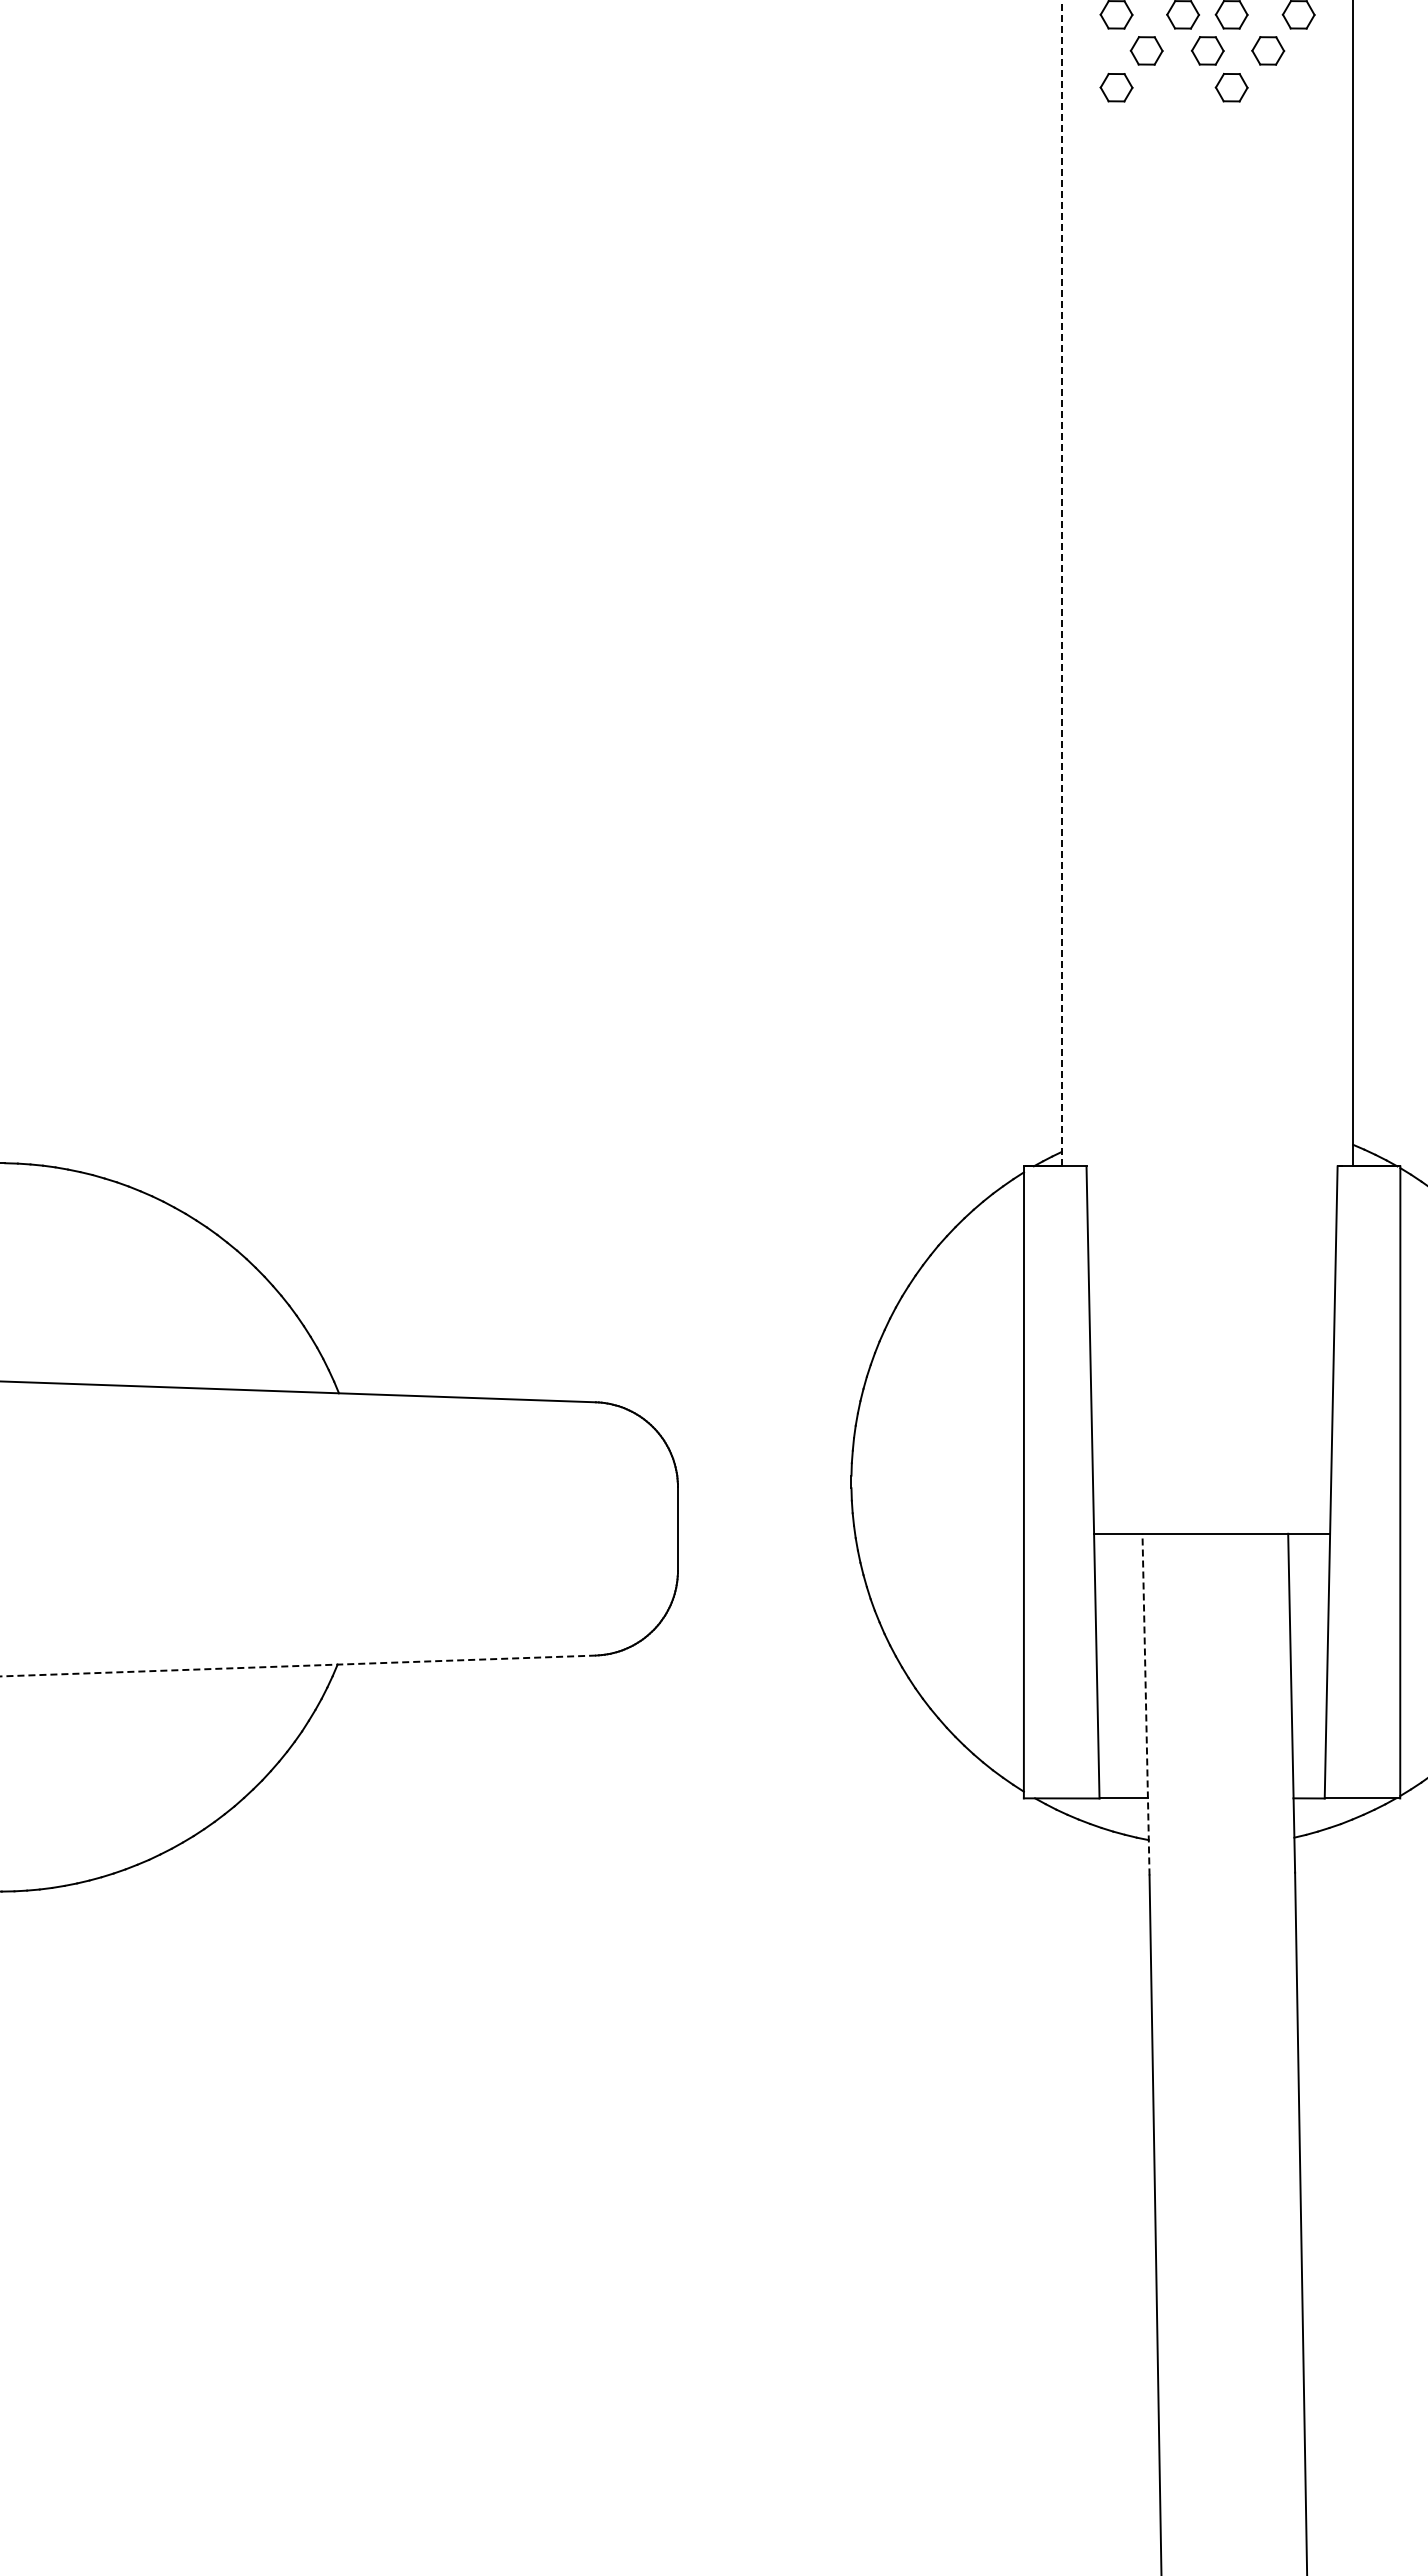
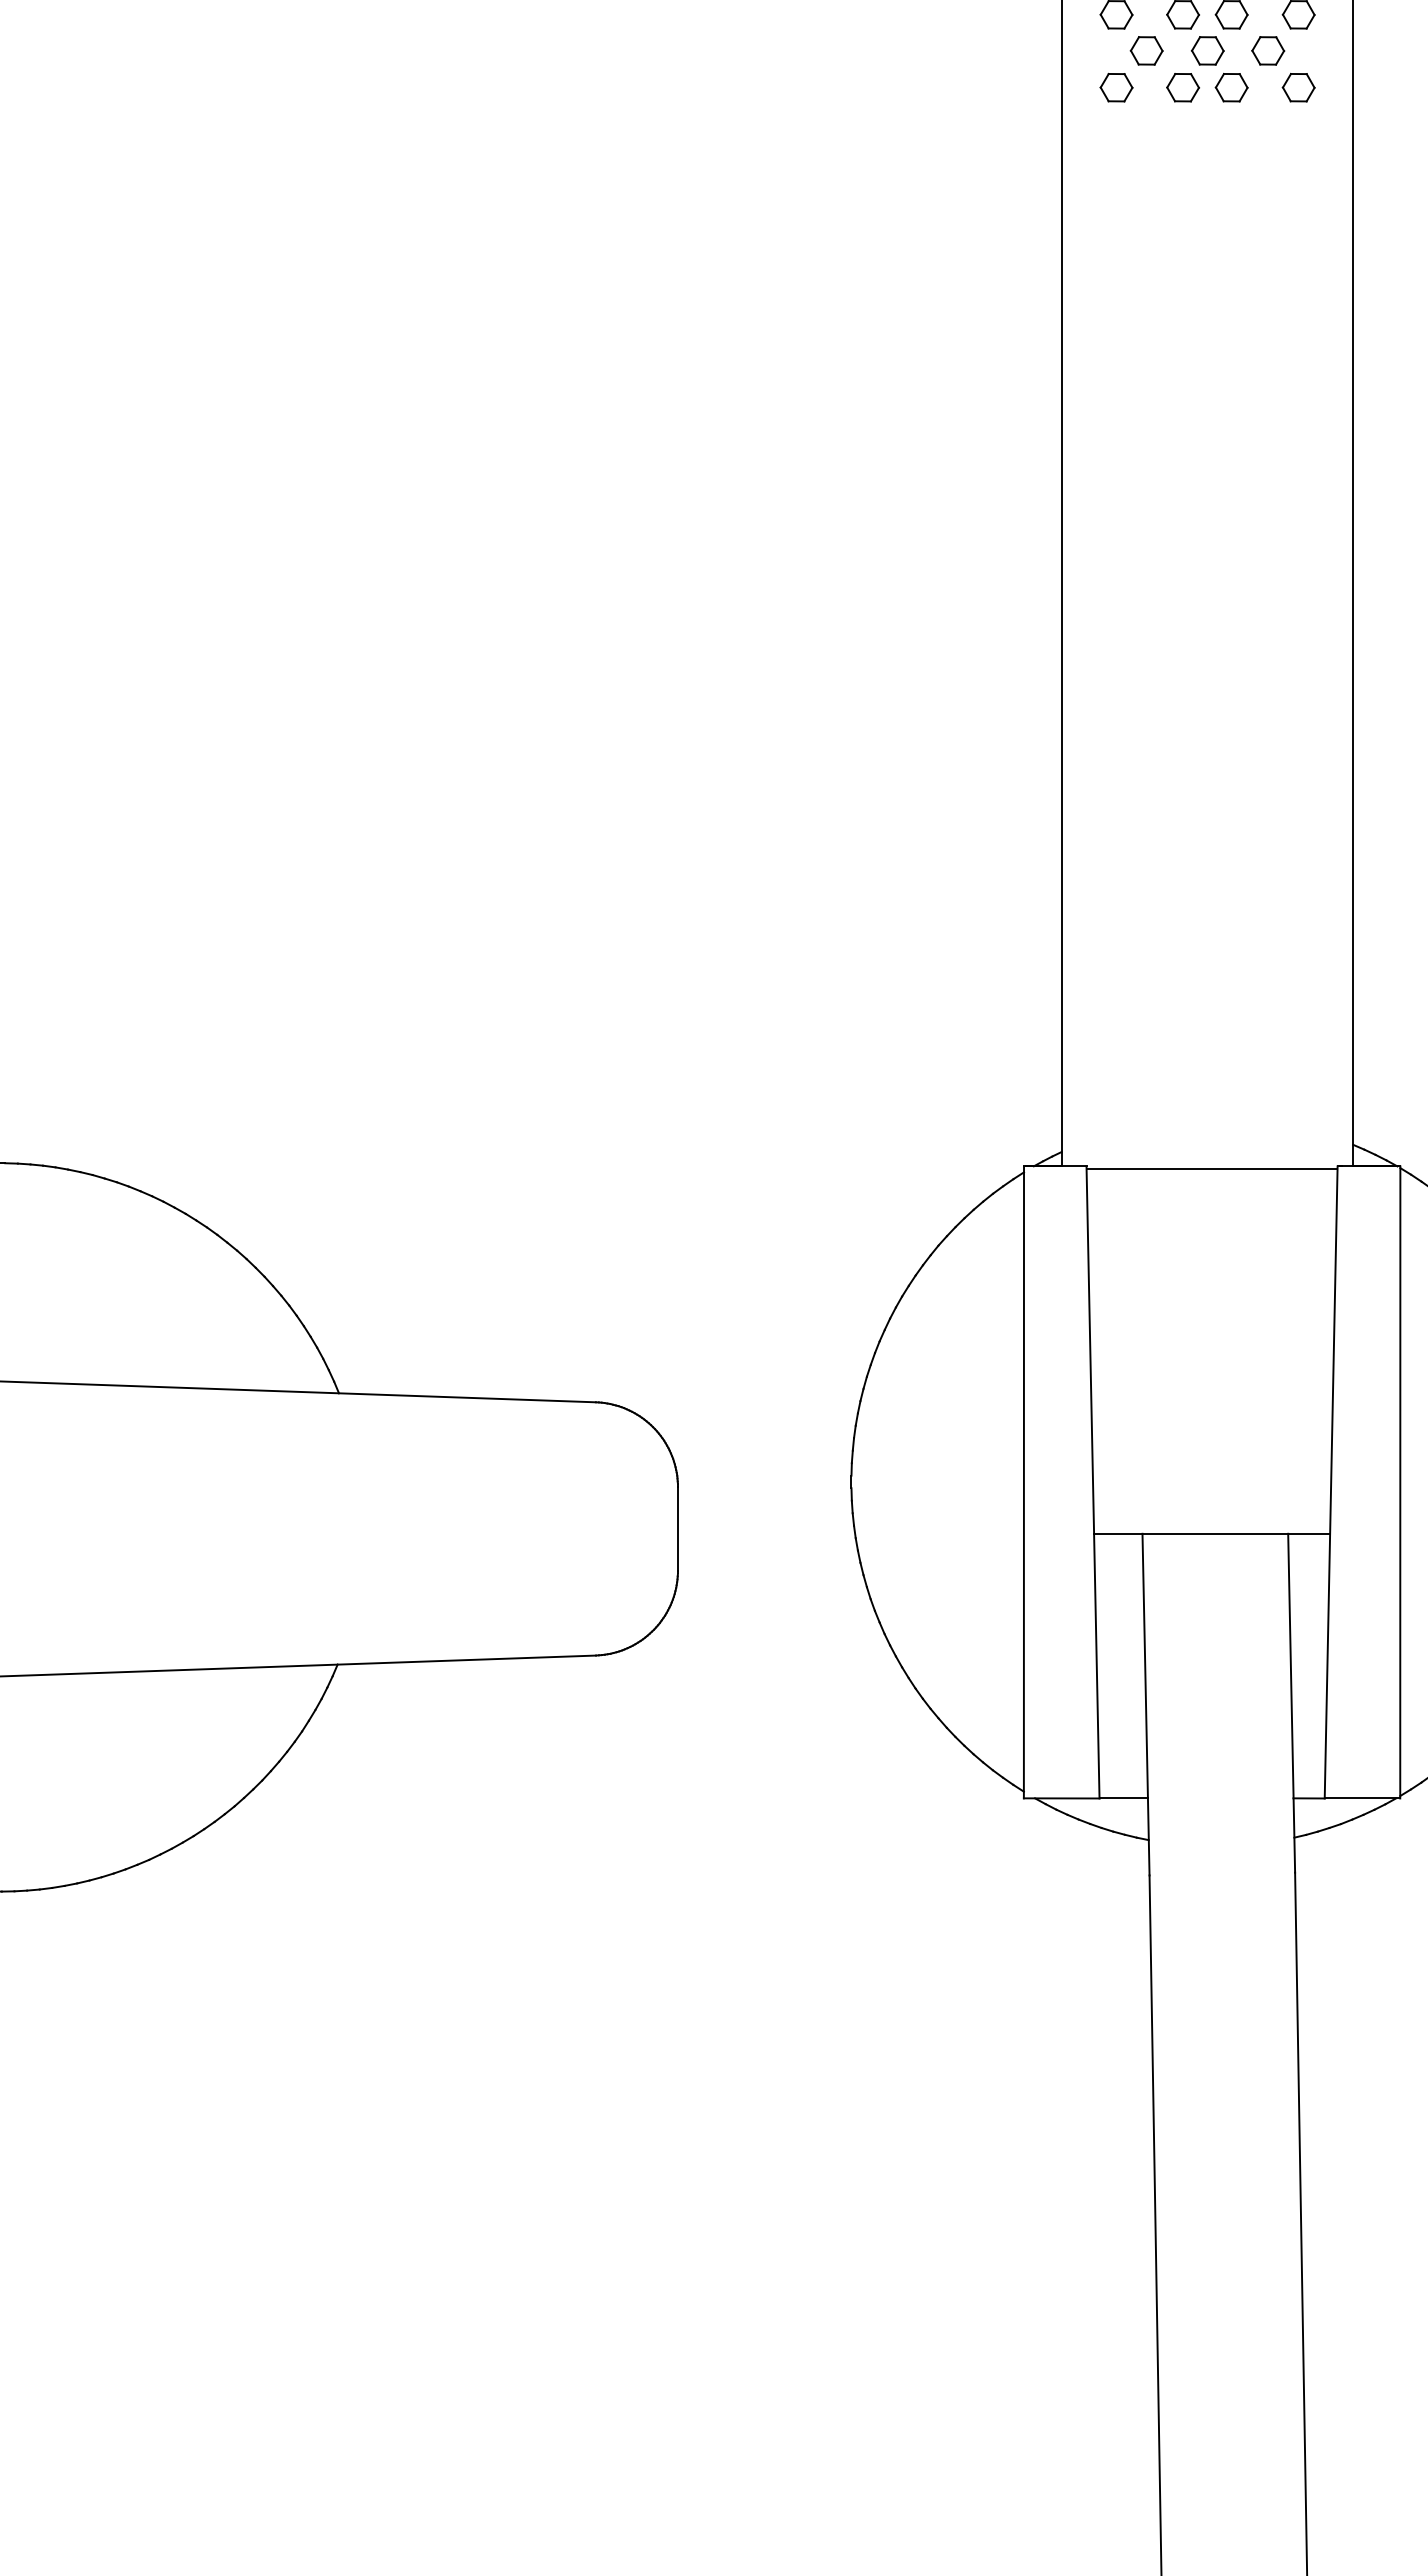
part: none -> present (1182, 87)
part: none -> present (1298, 87)
line: dashed -> solid (1061, 583)
line: none -> present (1211, 1169)
line: dashed -> solid (298, 1666)
line: dashed -> solid (1146, 1704)
